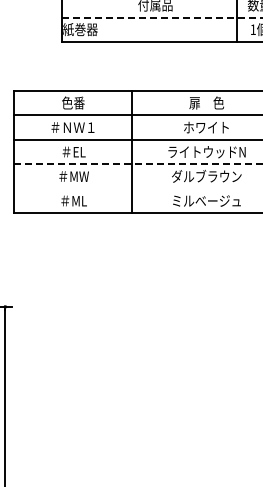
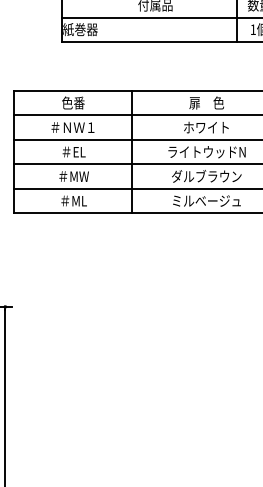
line: dashed -> solid (162, 17)
line: dashed -> solid (138, 164)
line: none -> present (136, 188)
